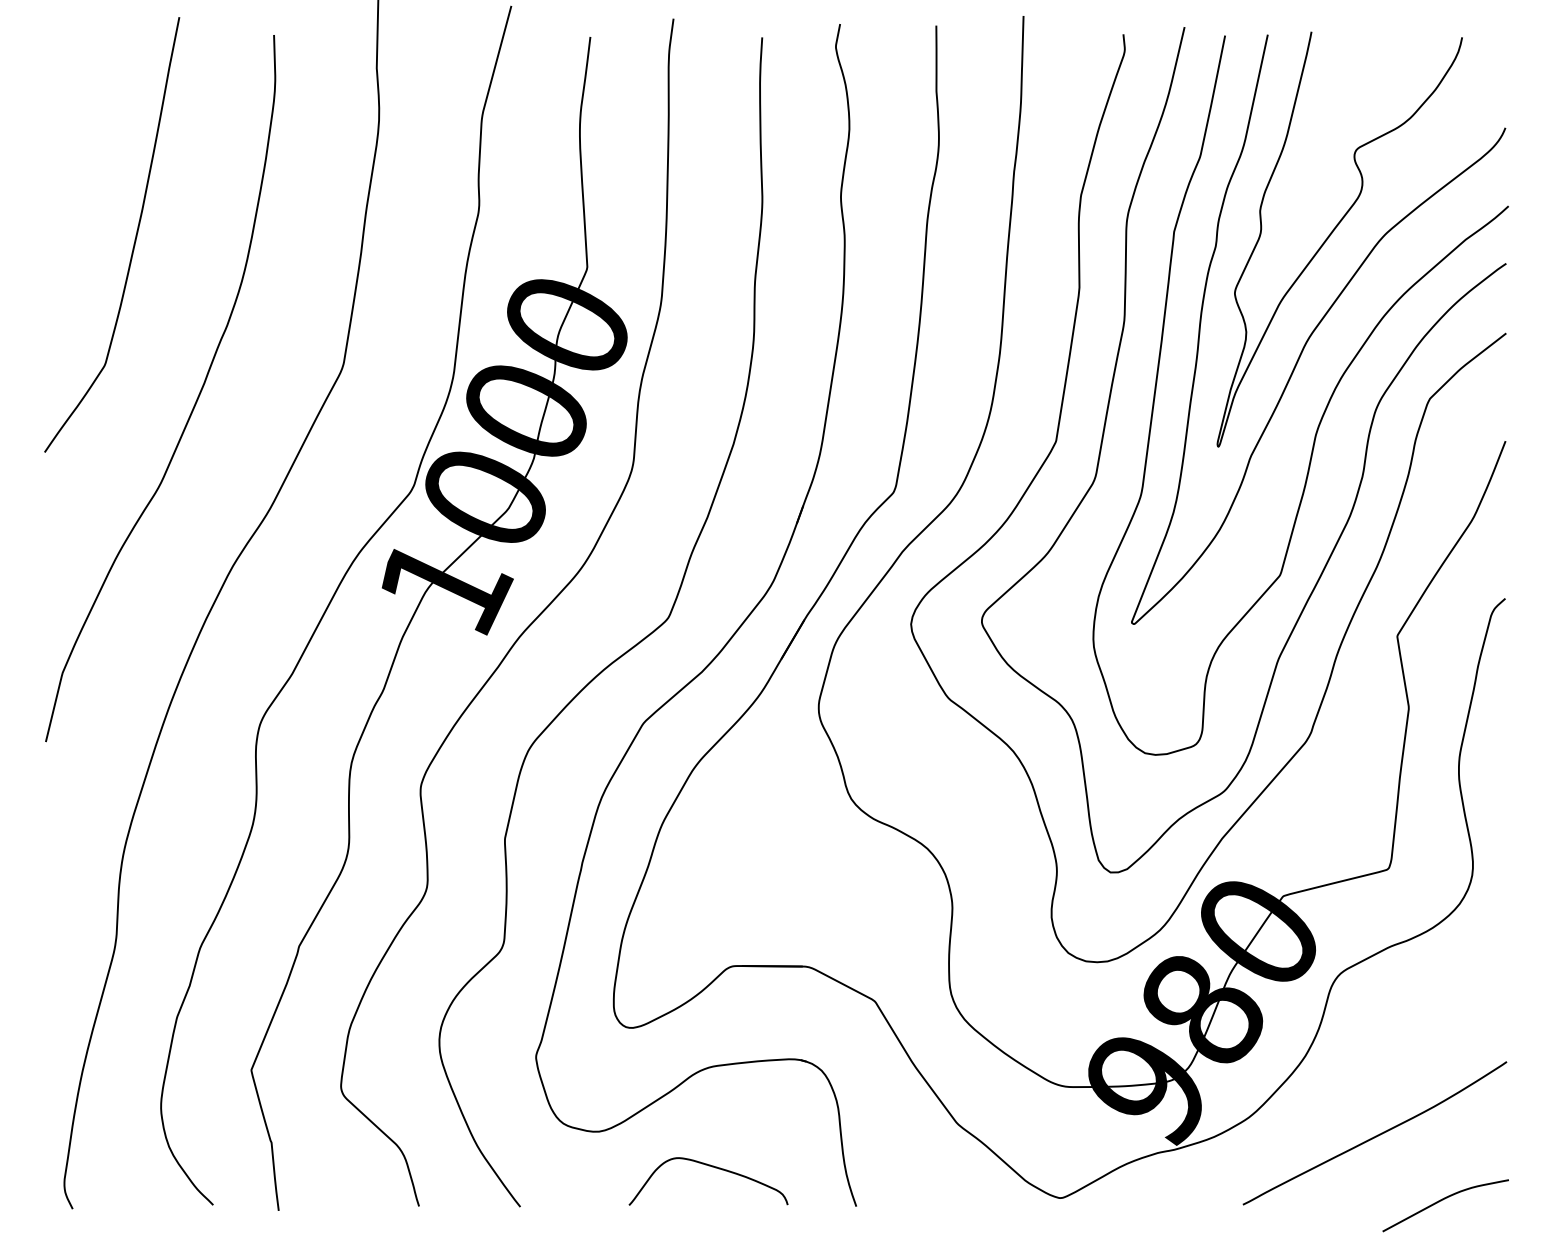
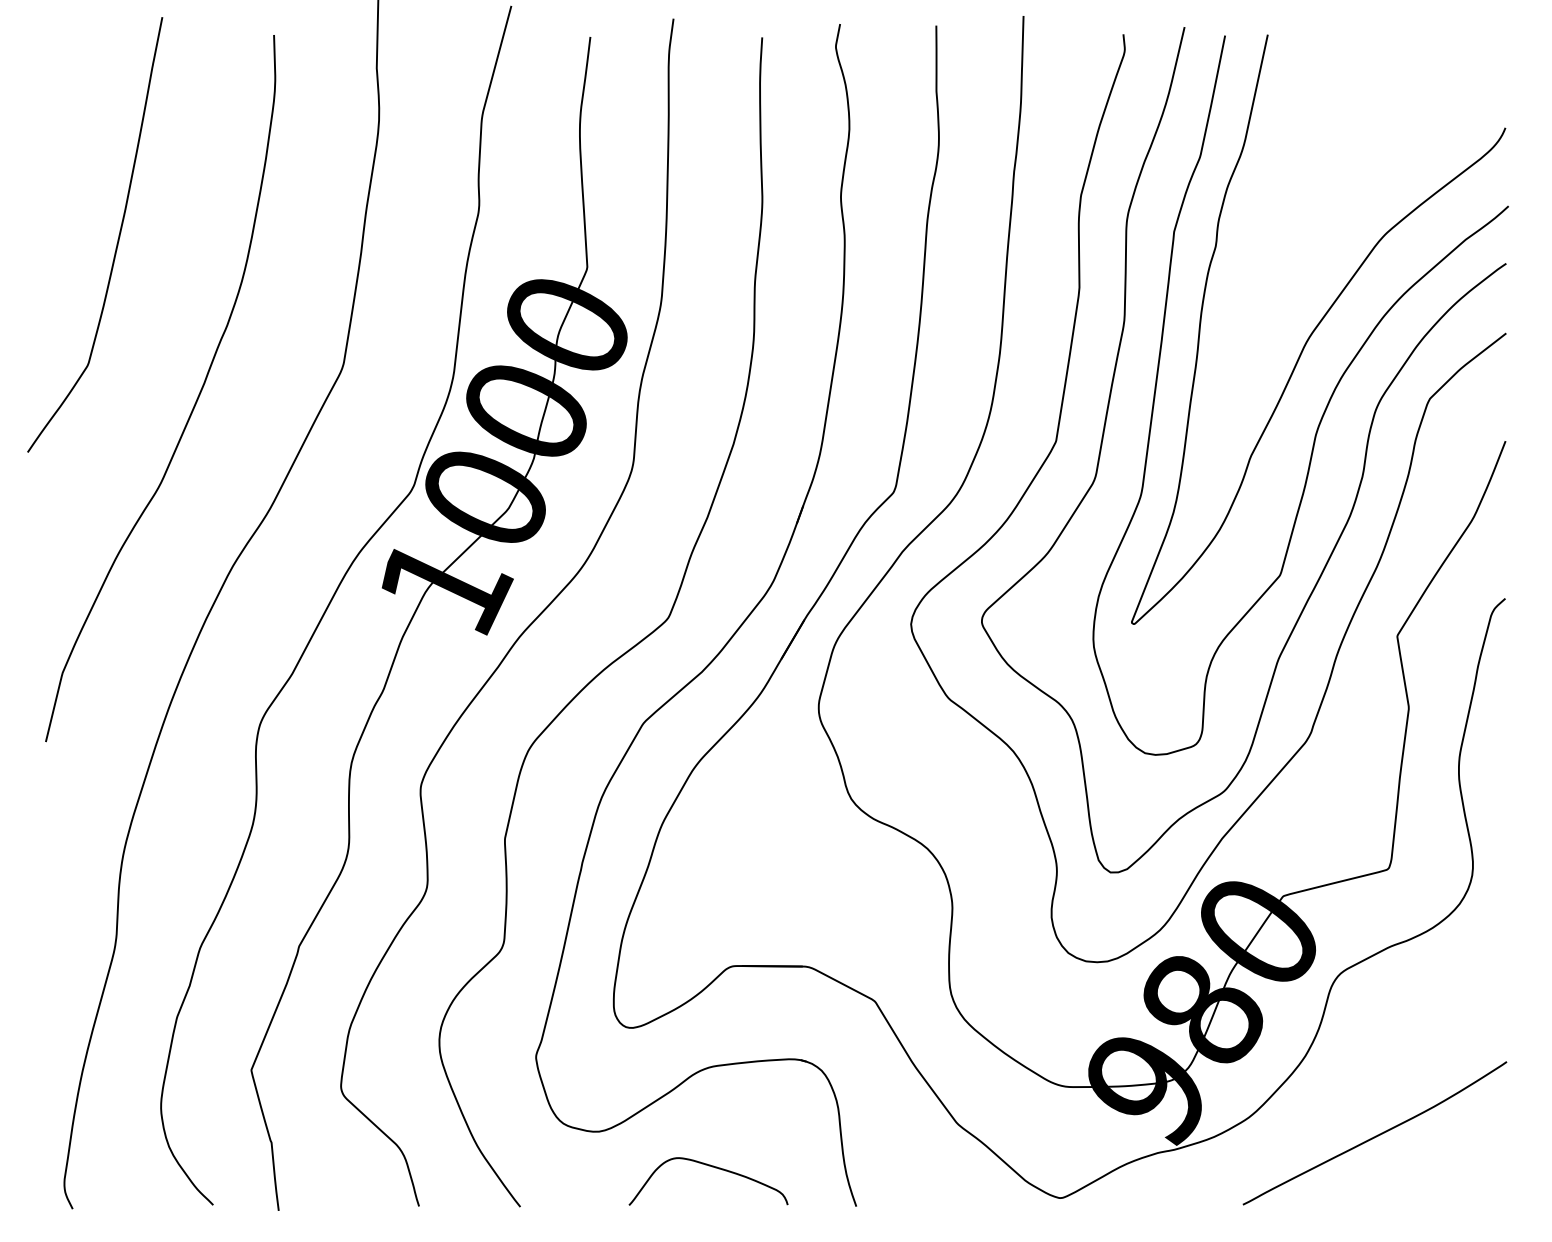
curve: present -> none (1333, 232)
curve position: (134, 239) -> (117, 239) (117, 239)
curve: present -> none (1443, 1200)
